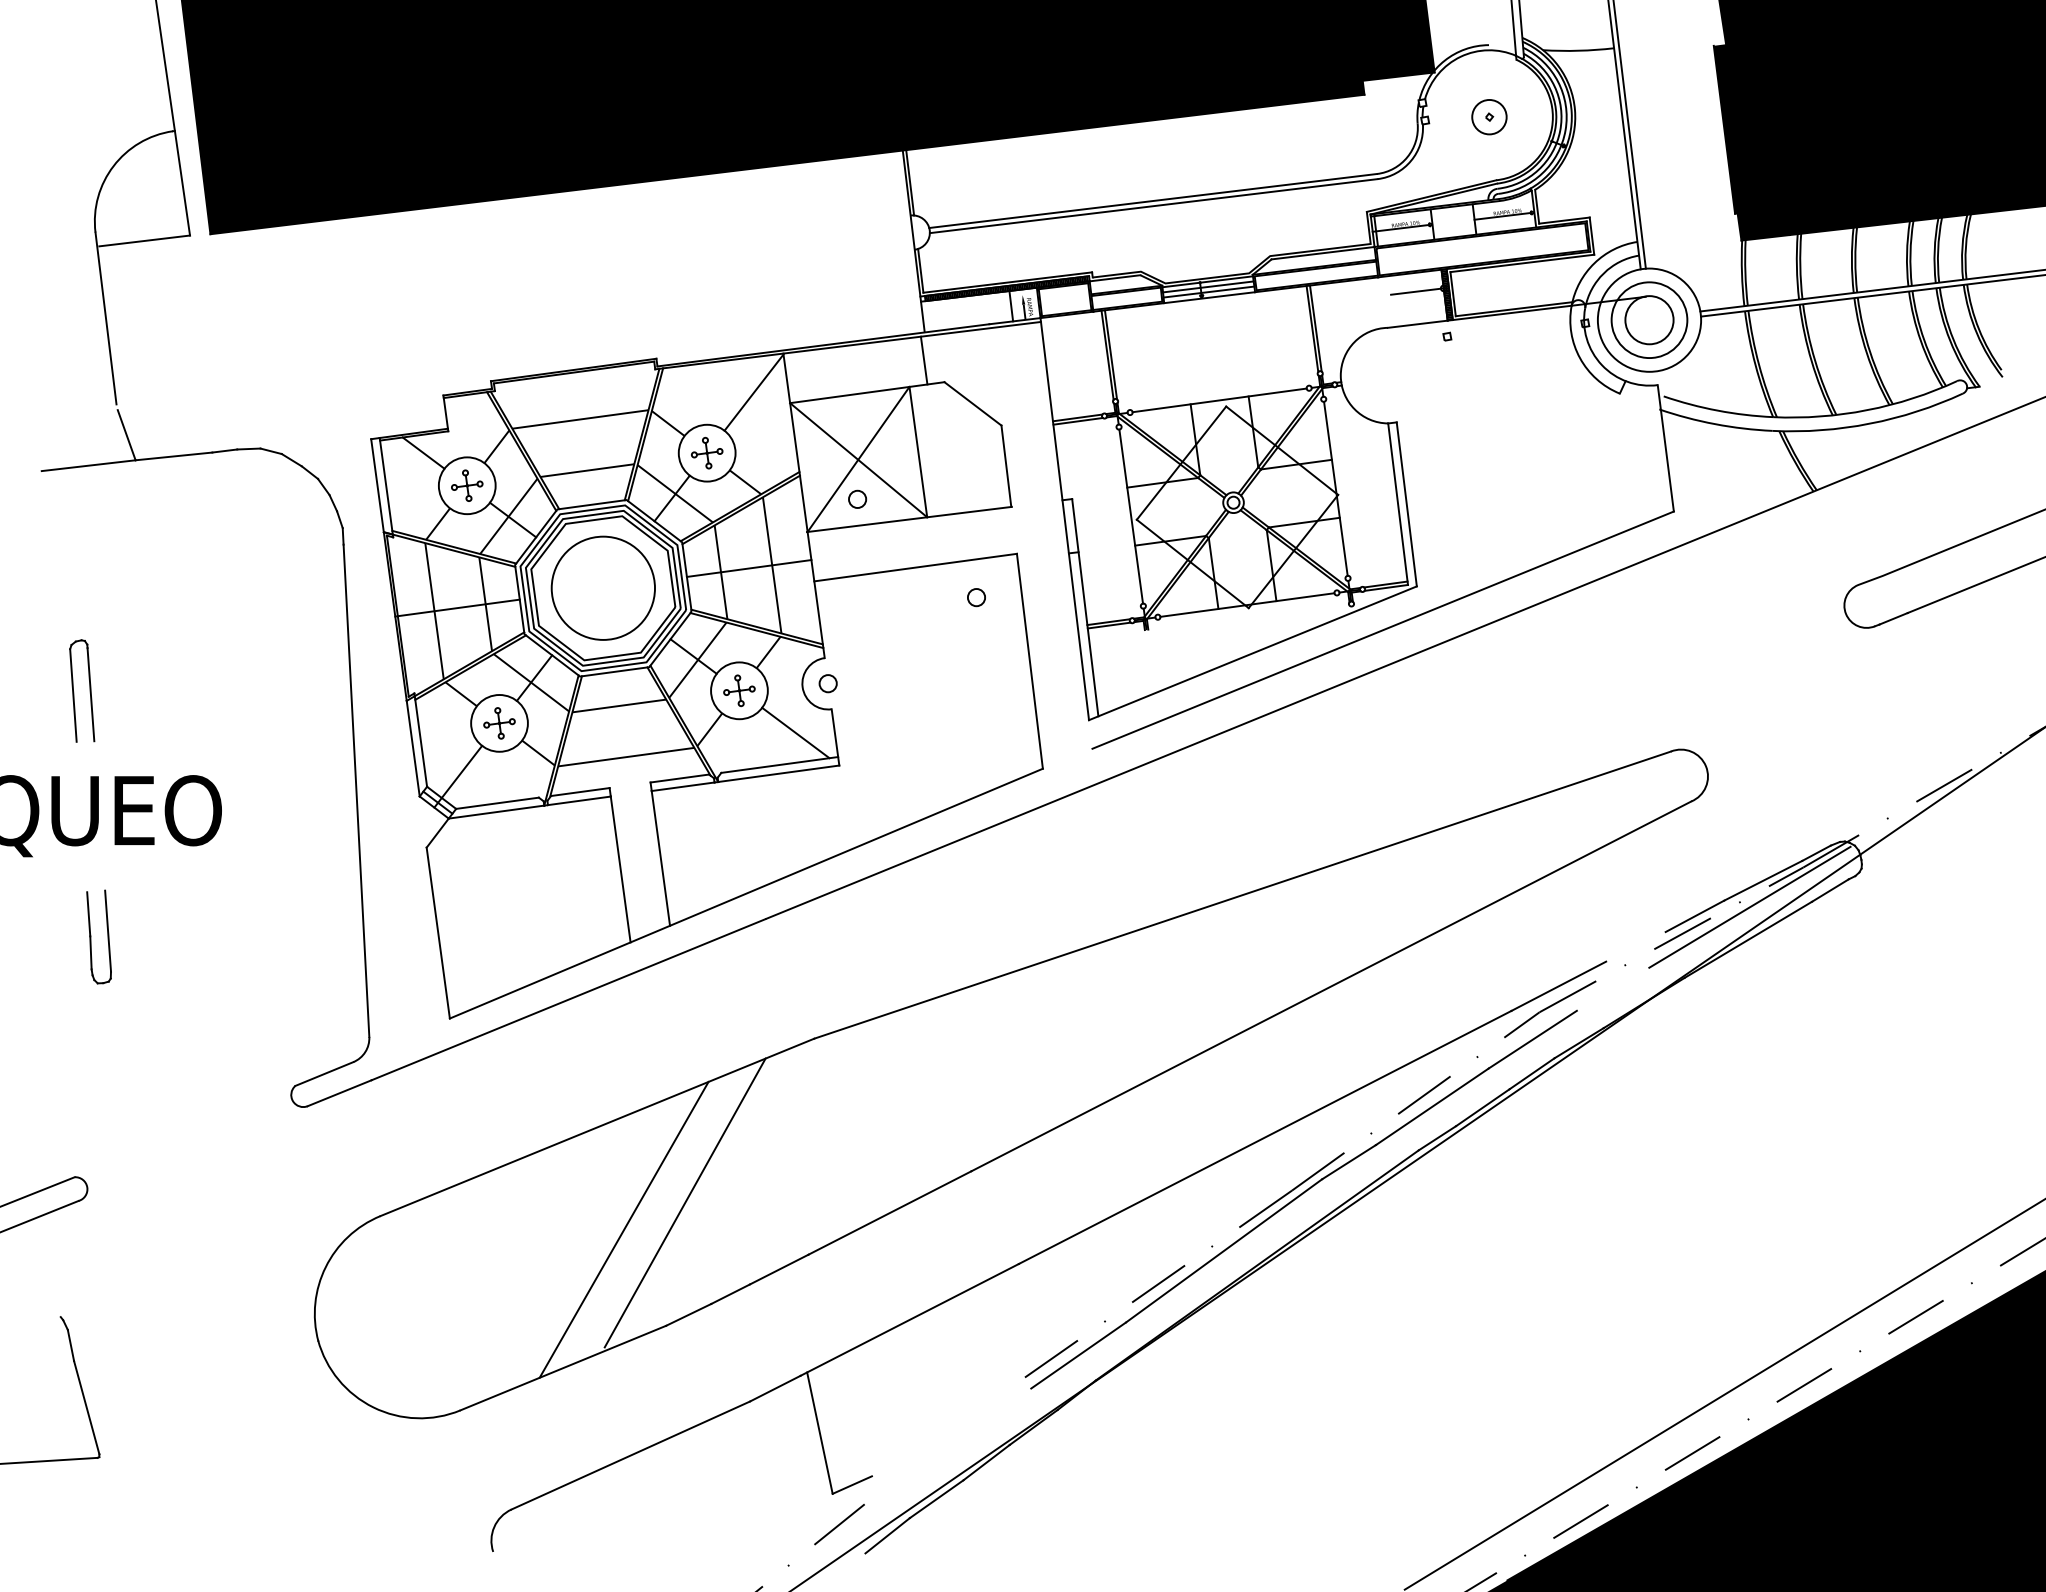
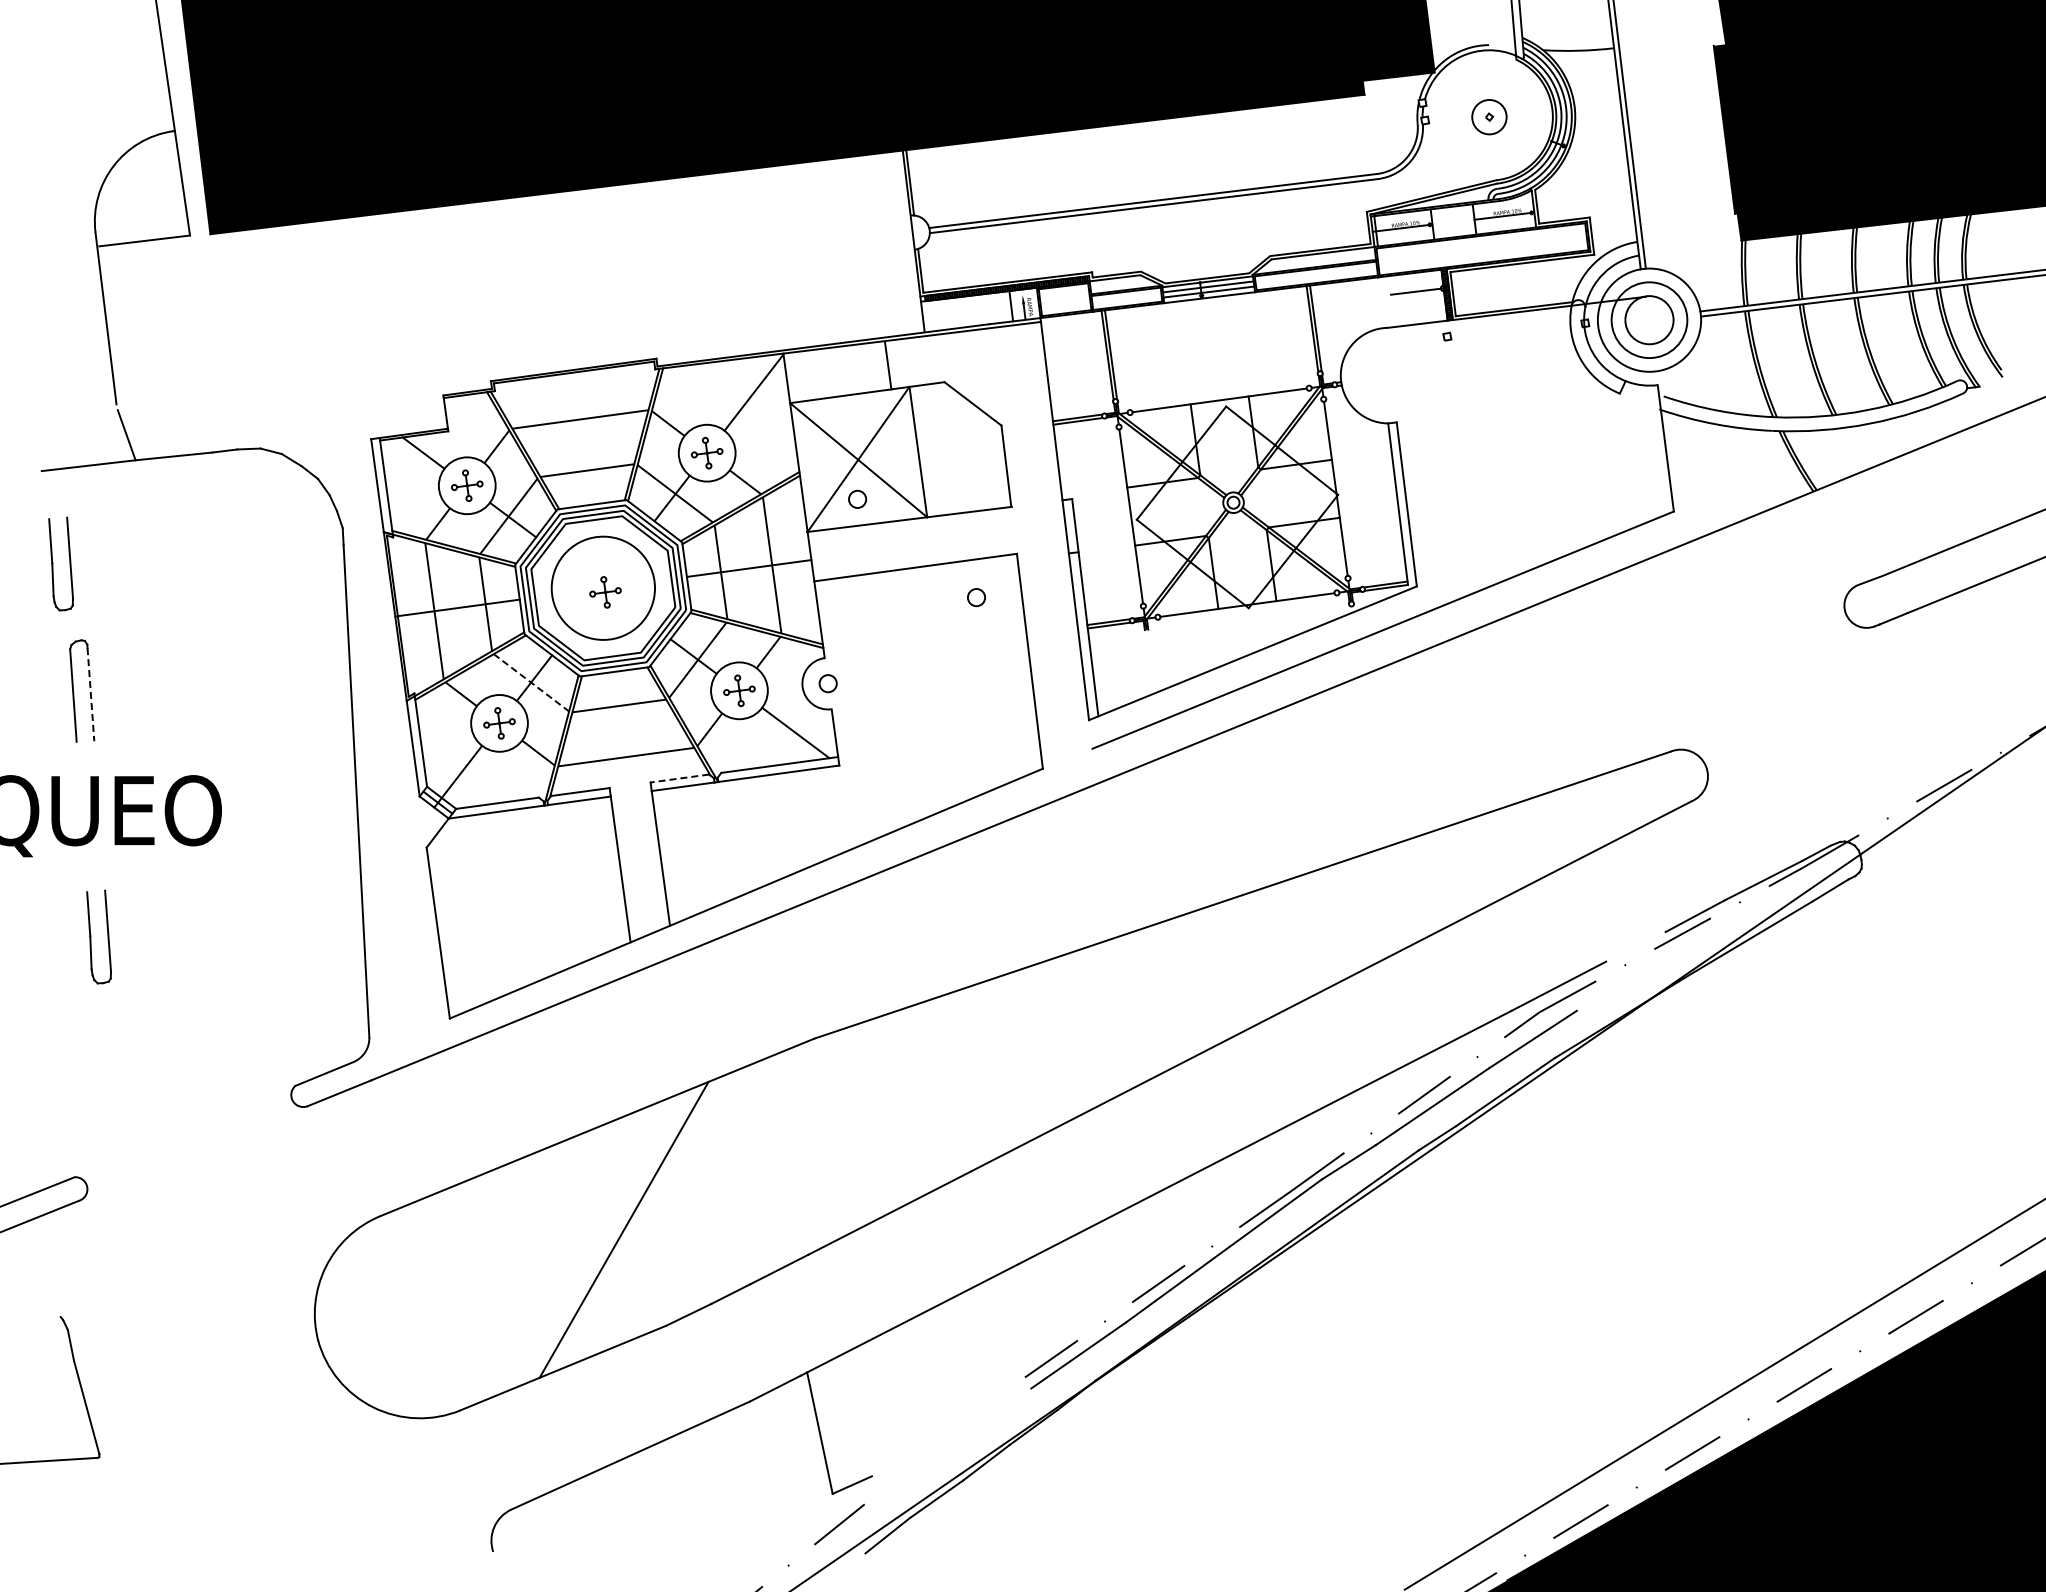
line position: (923, 360) -> (887, 365) (887, 365)
part: none -> present (53, 563)
part: none -> present (605, 592)
line: solid -> dashed (531, 683)
line: solid -> dashed (90, 694)
line: solid -> dashed (679, 778)
line: present -> none (1749, 906)
line: present -> none (684, 1202)
